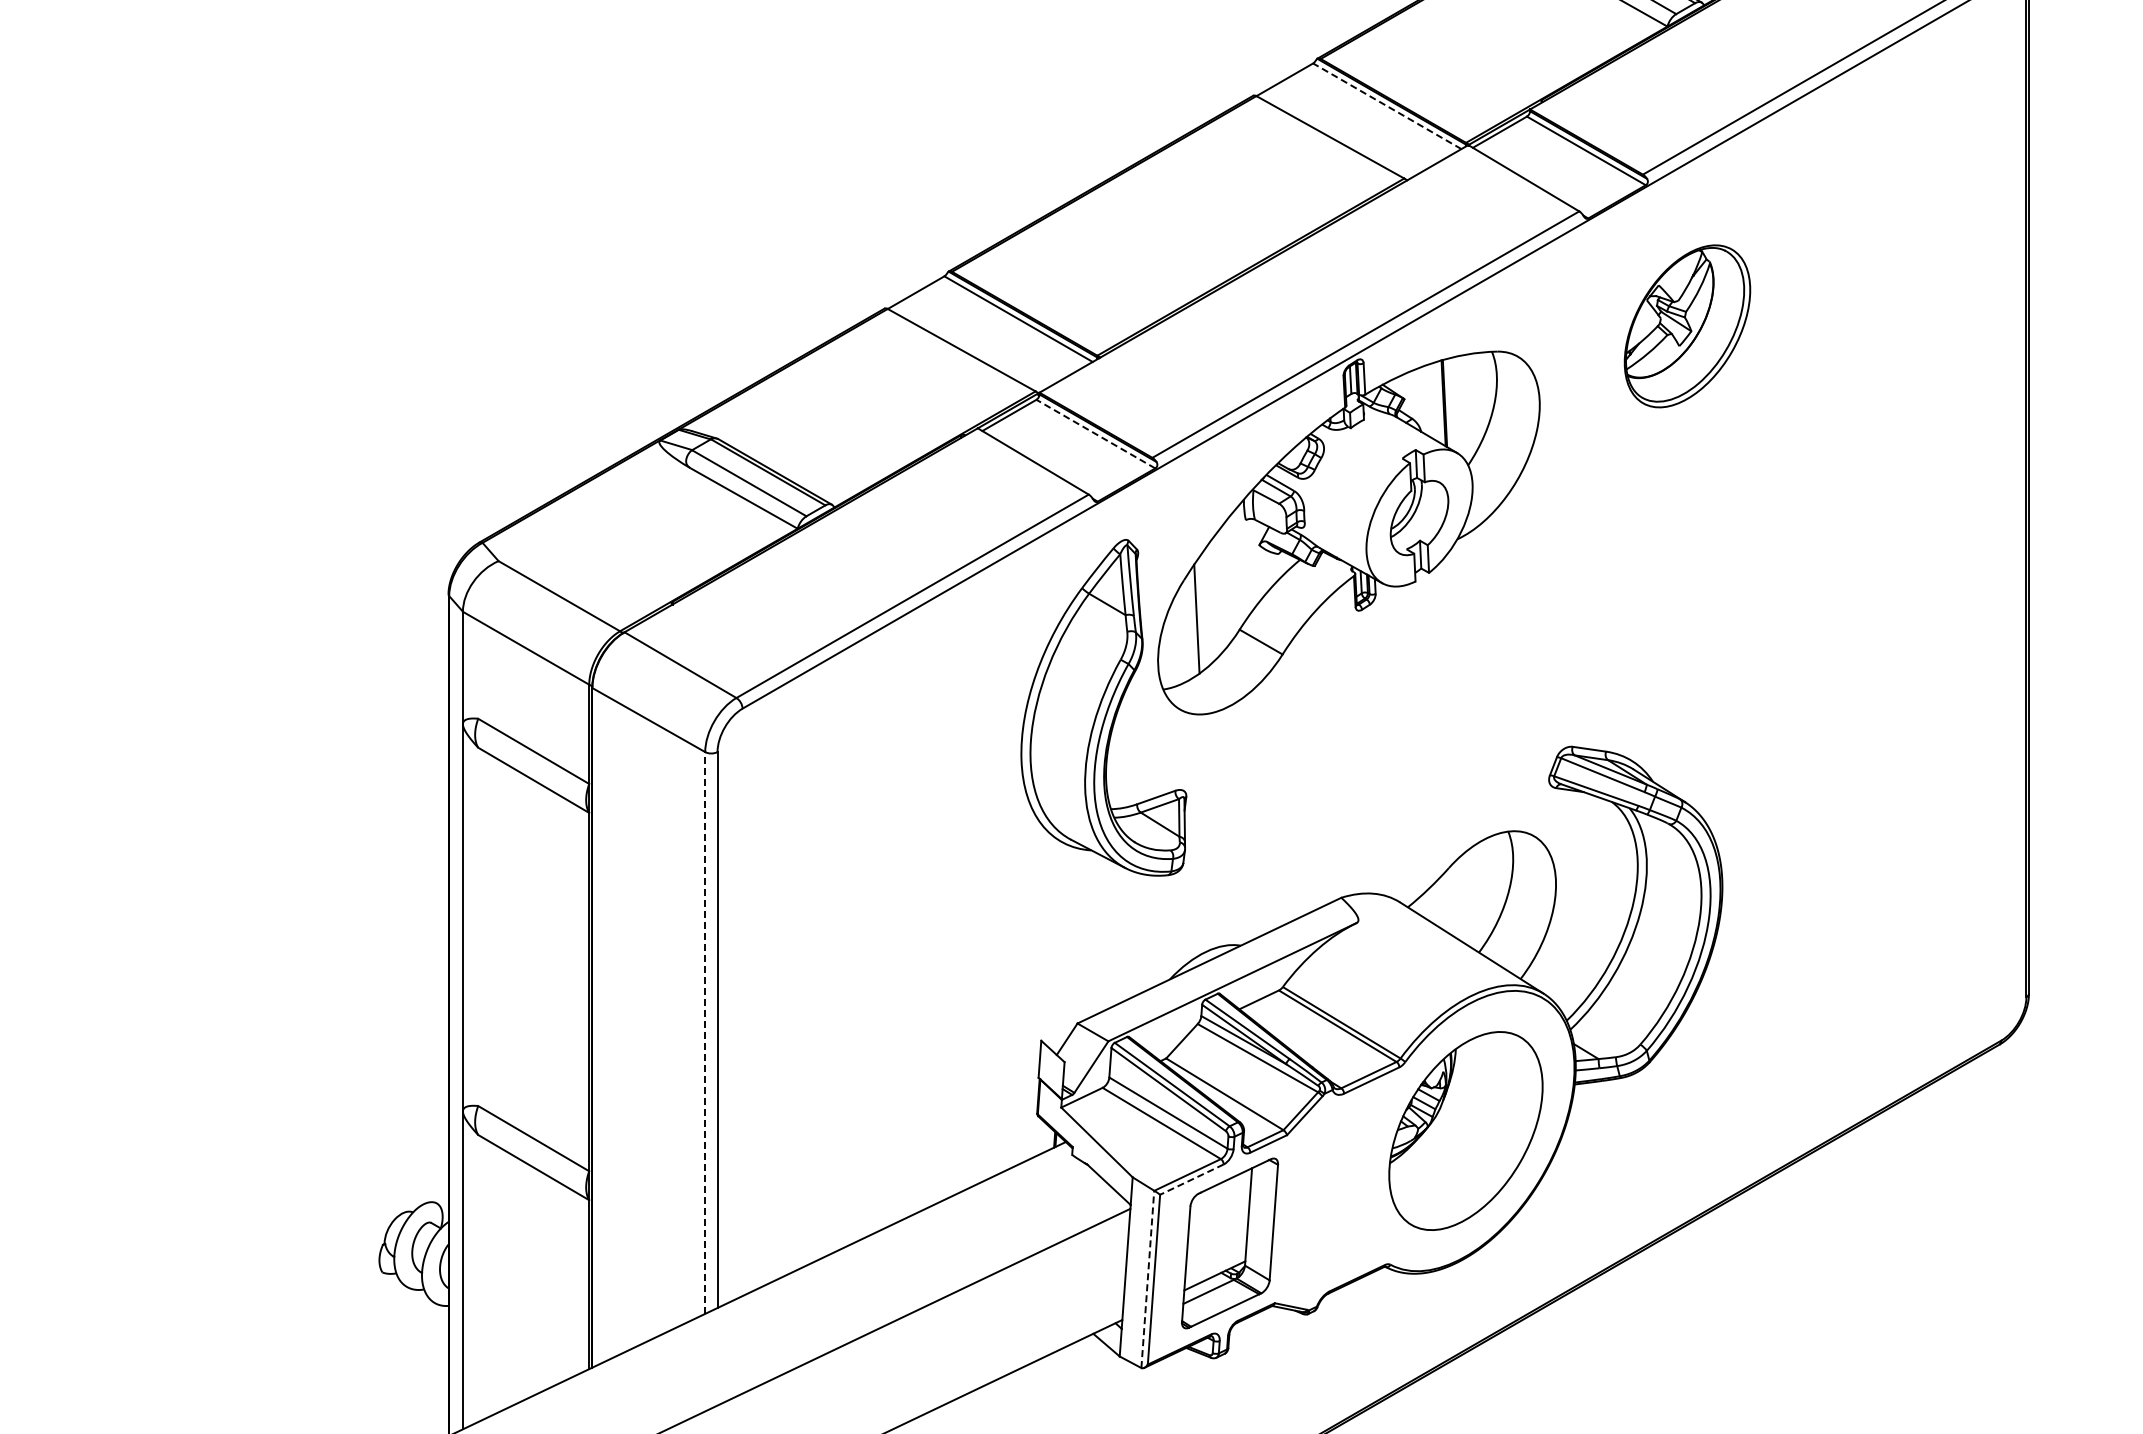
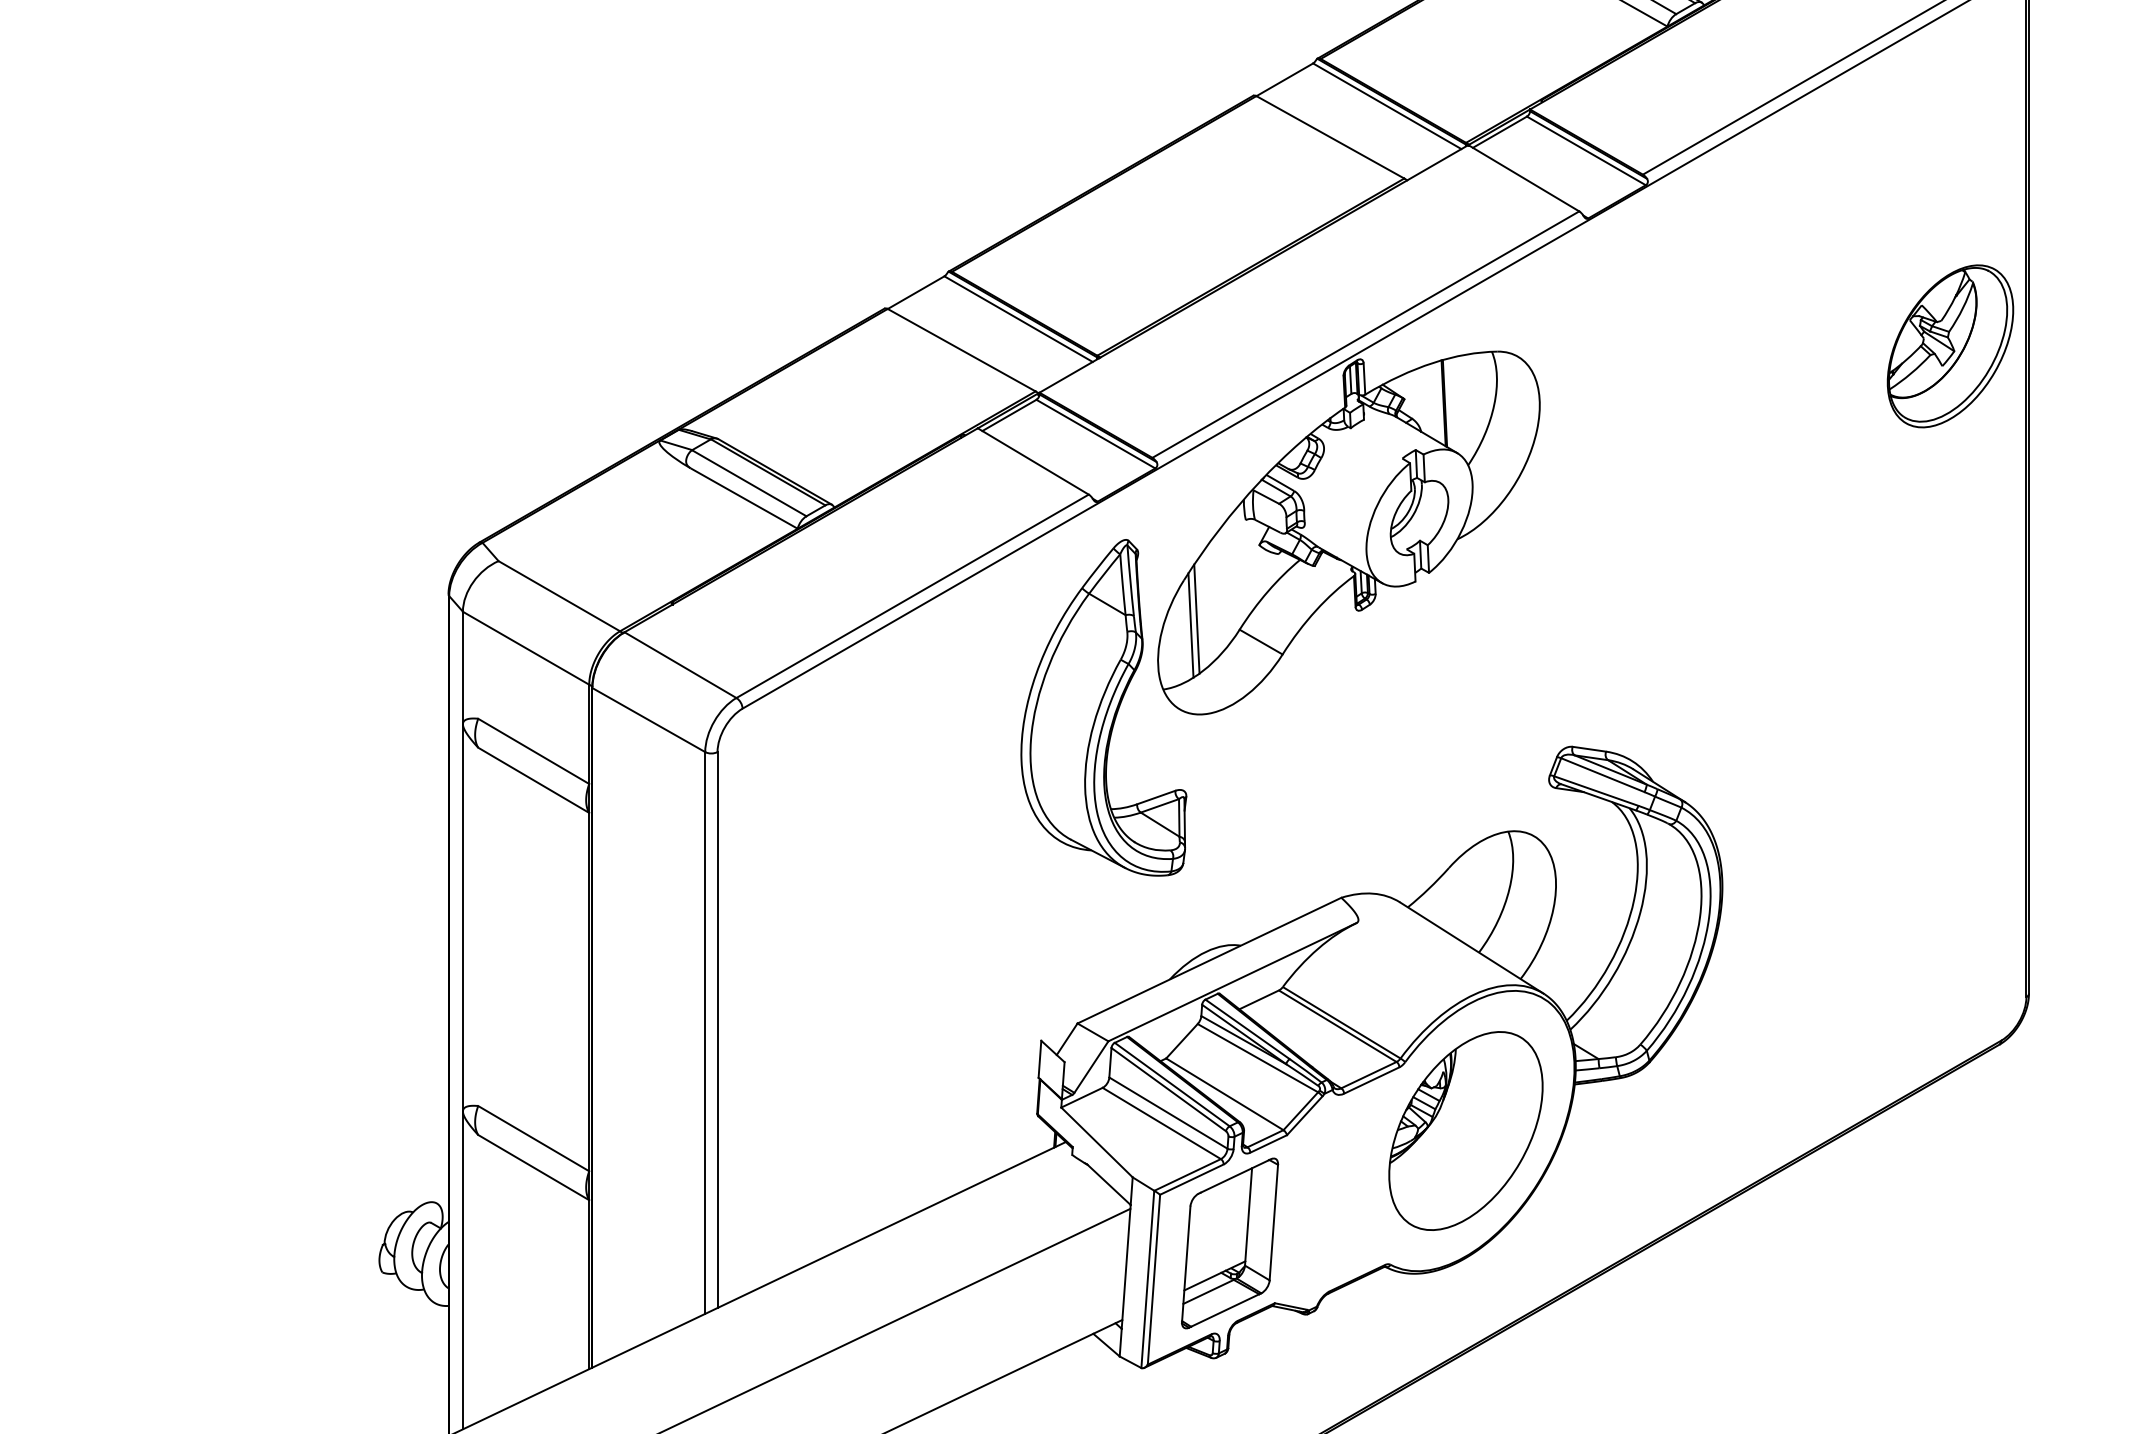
line: dashed -> solid (1387, 106)
part position: (1687, 326) -> (1950, 346) (1950, 346)
line: dashed -> solid (1095, 434)
line: none -> present (1190, 625)
line: dashed -> solid (705, 1032)
line: dashed -> solid (1191, 1179)
line: dashed -> solid (1147, 1279)
